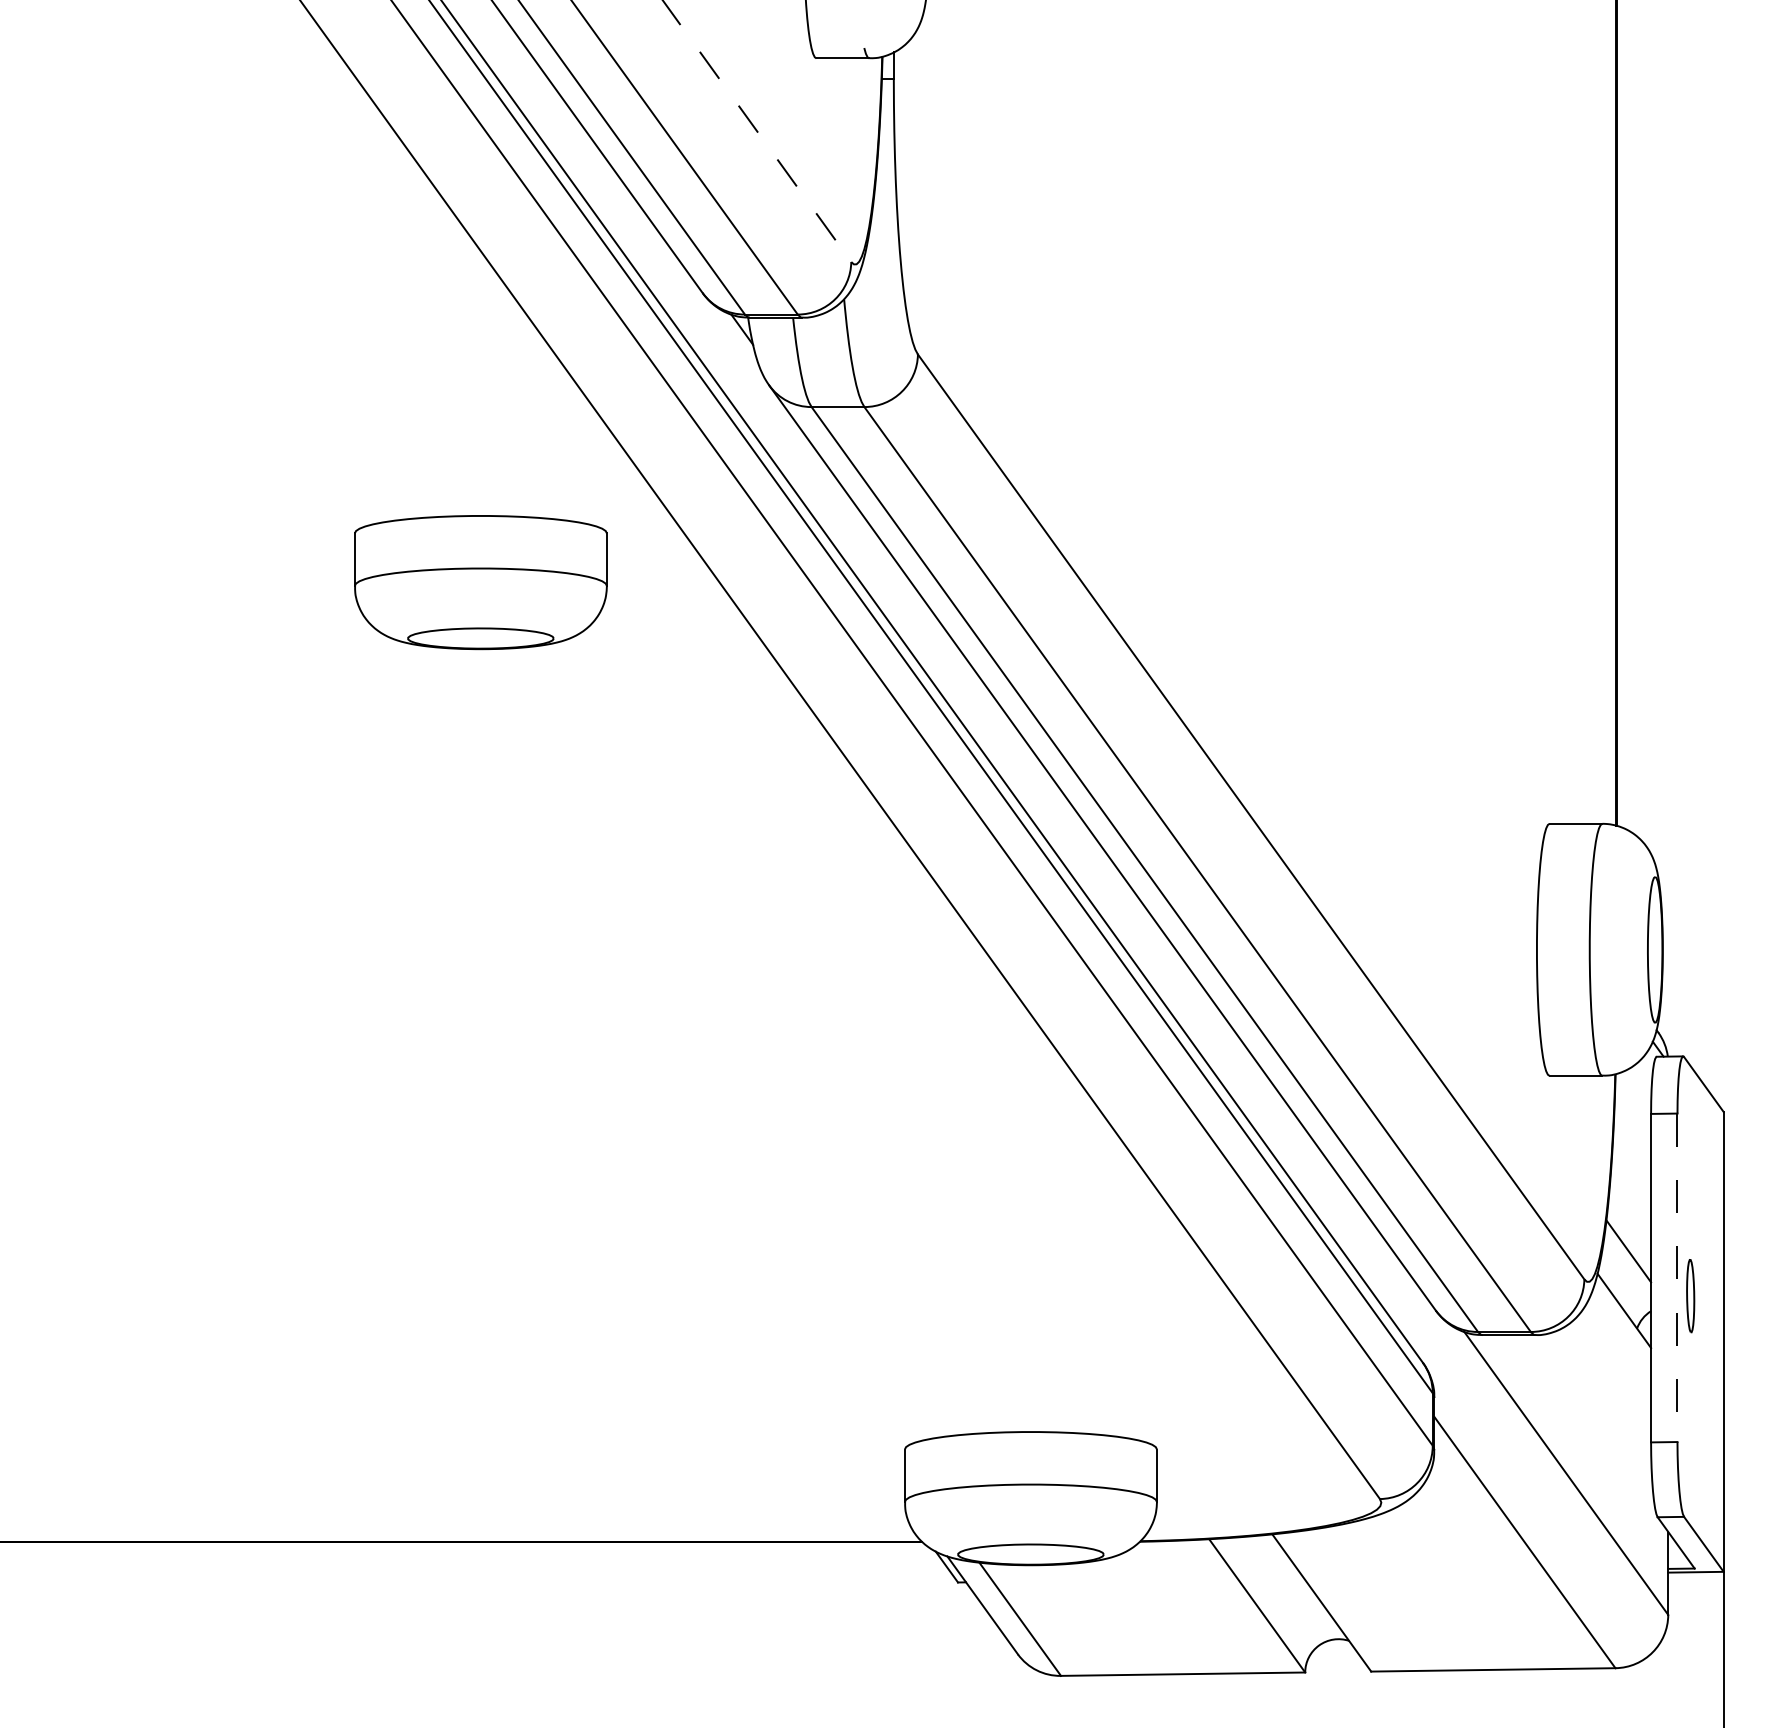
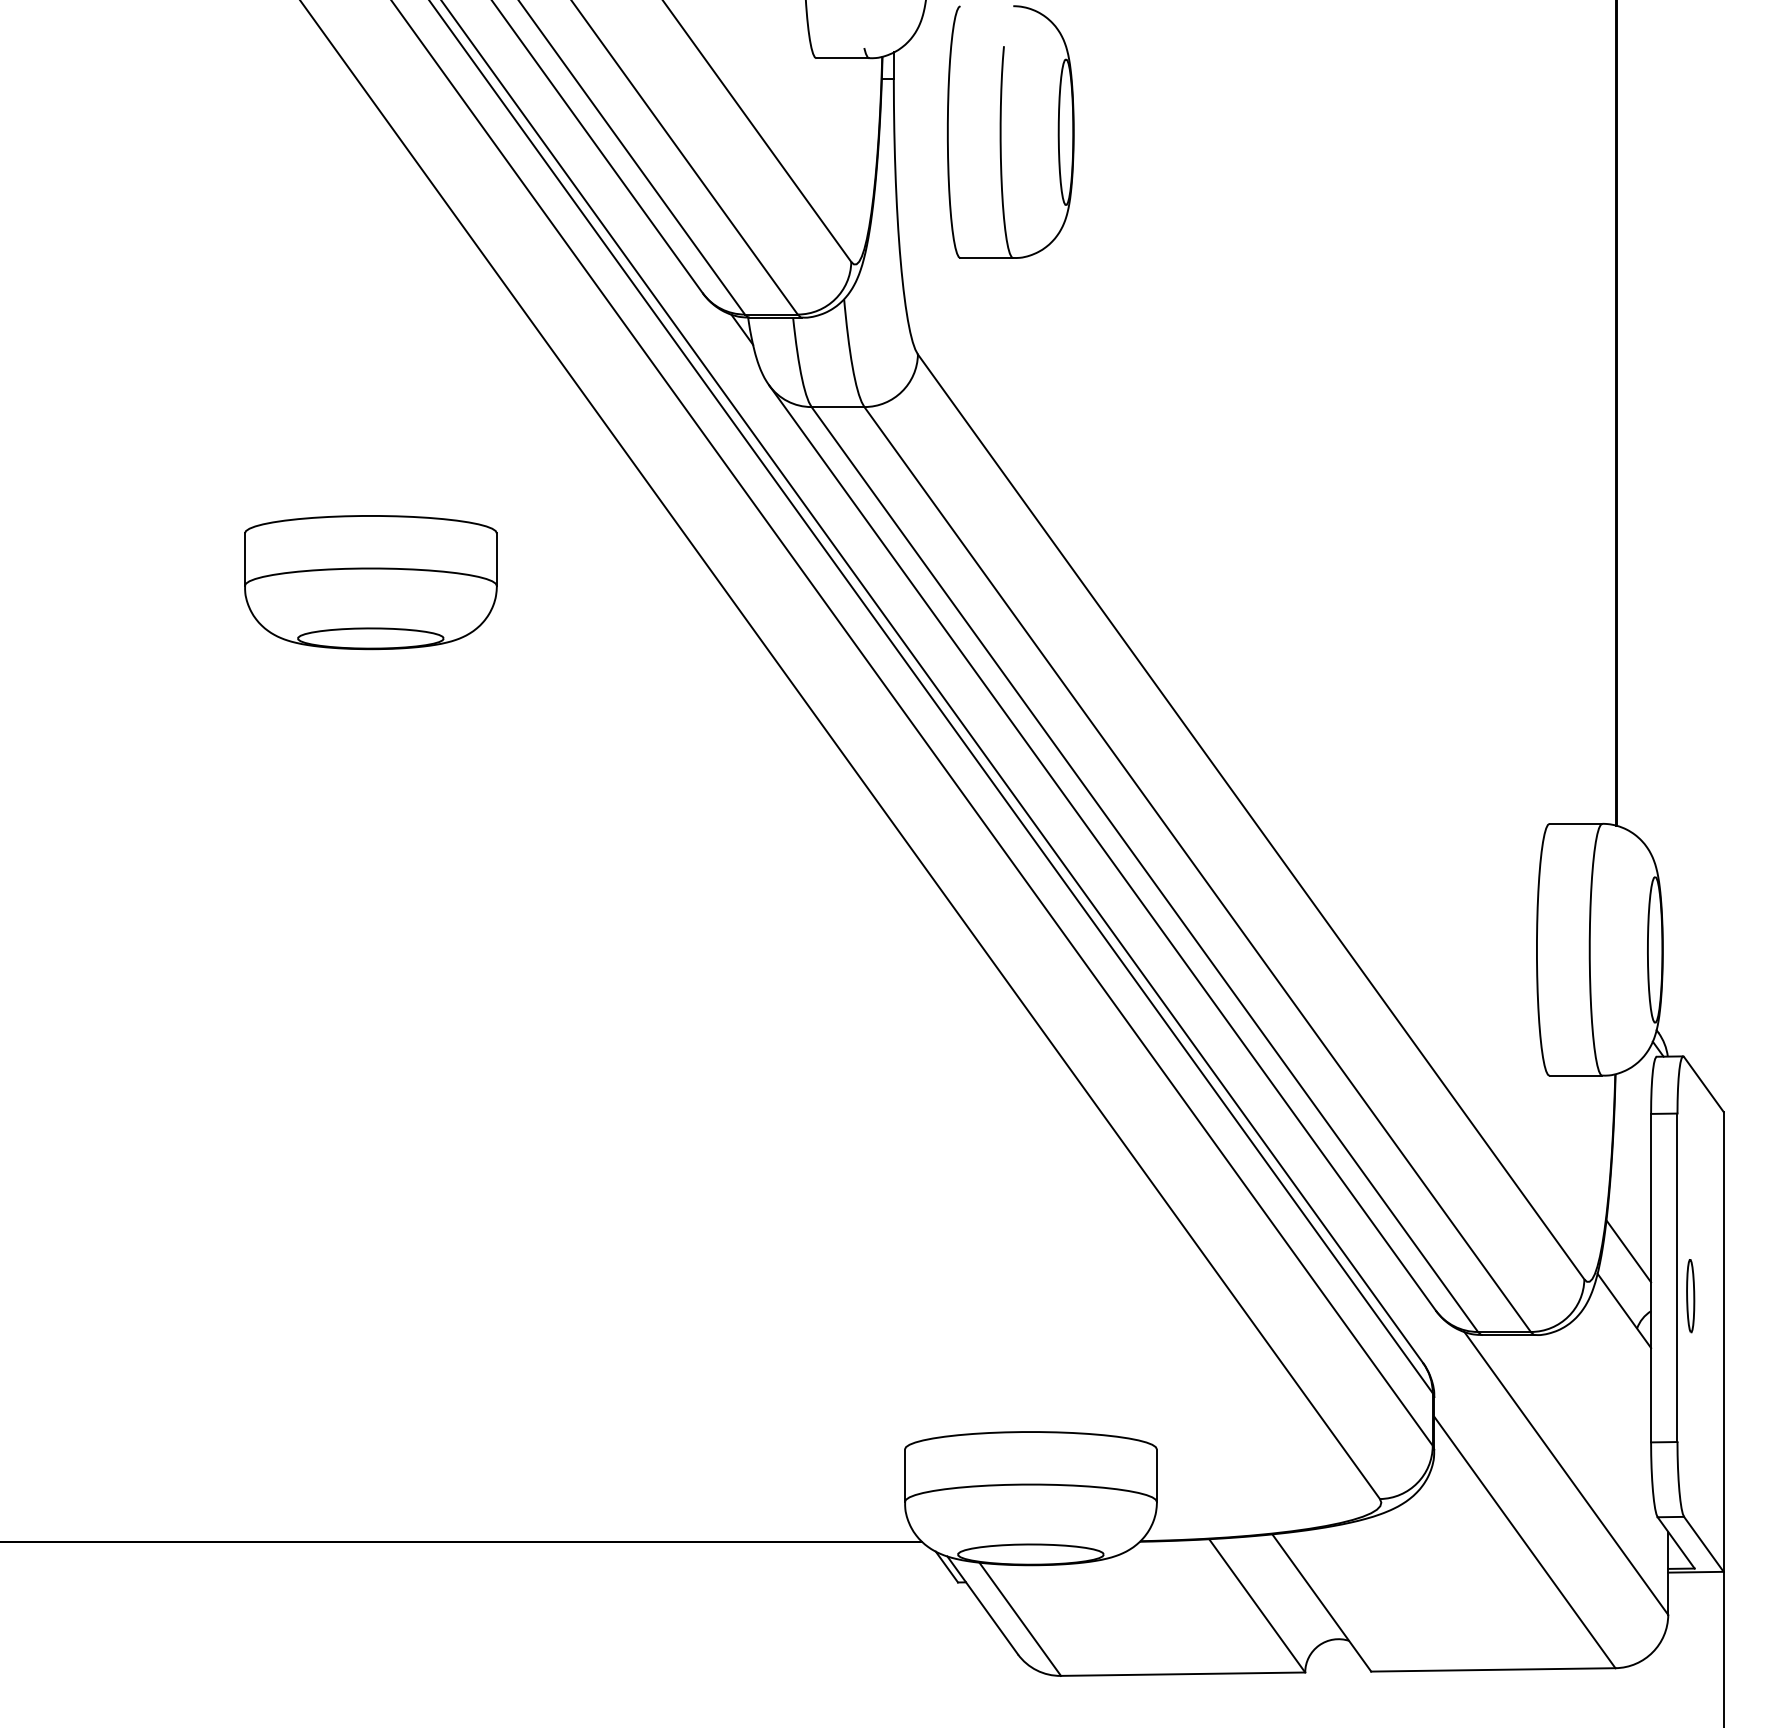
line: dashed -> solid (757, 131)
part: none -> present (1001, 131)
part position: (480, 582) -> (370, 582) (370, 582)
line: dashed -> solid (1677, 1278)
